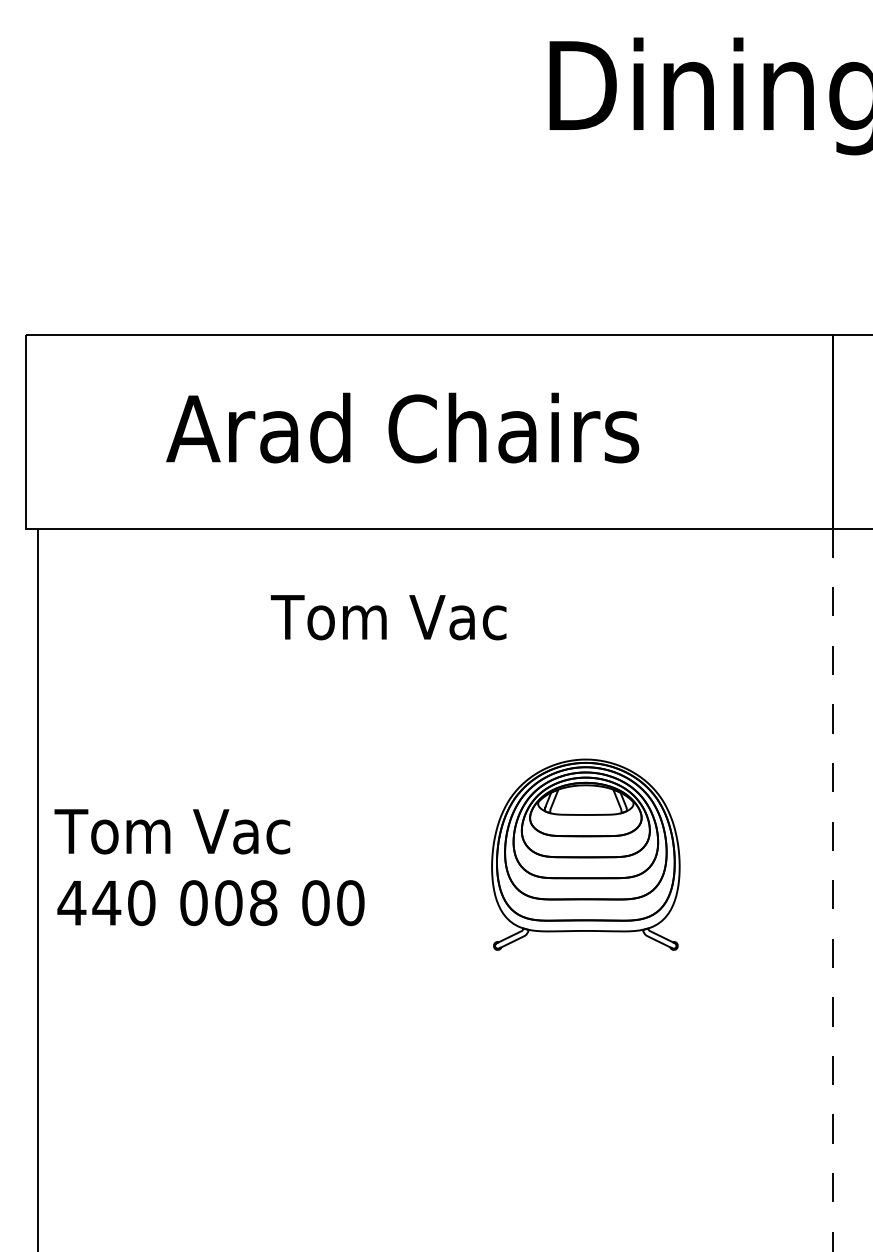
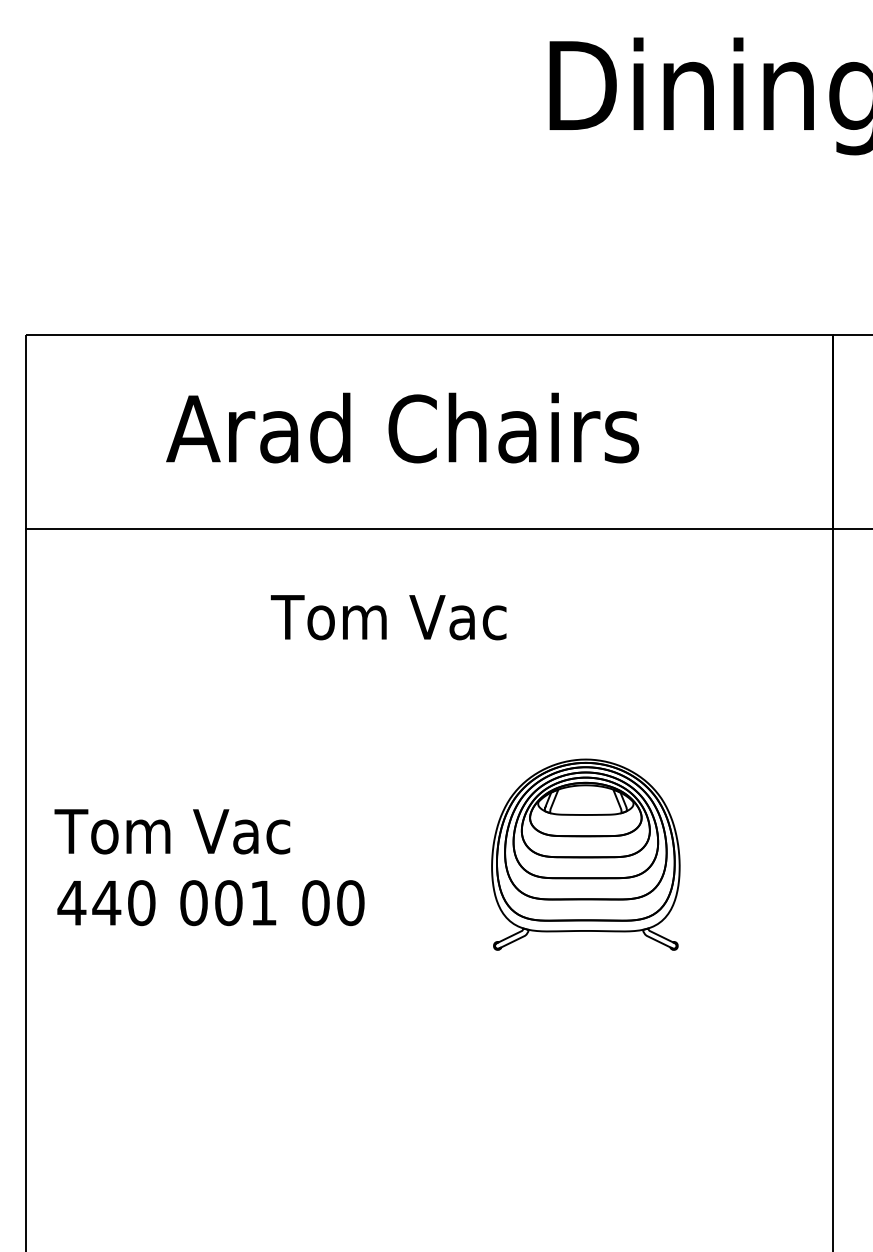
line position: (38, 888) -> (26, 888) (26, 888)
line: dashed -> solid (832, 890)
text: 008 -> 001 (263, 903)
